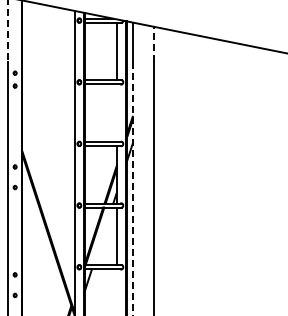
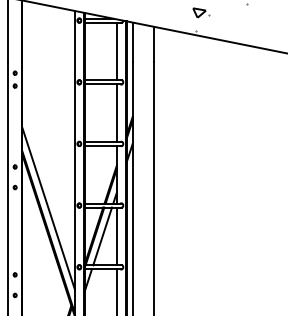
hatch: none -> present (220, 17)
line: dashed -> solid (8, 31)
line: dashed -> solid (153, 44)
line: none -> present (116, 113)
line: dashed -> solid (132, 189)
line: none -> present (48, 208)
line: none -> present (102, 236)
line: none -> present (116, 290)
